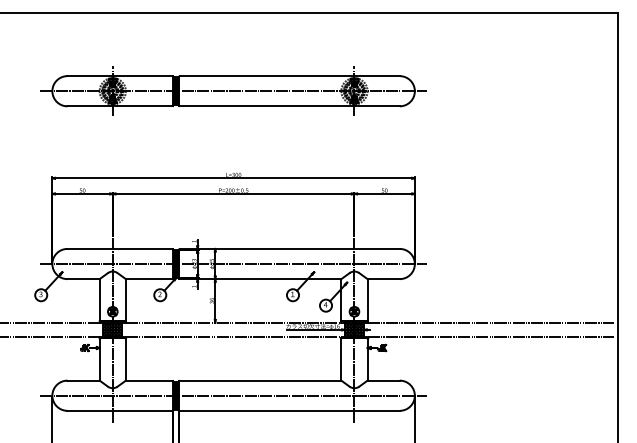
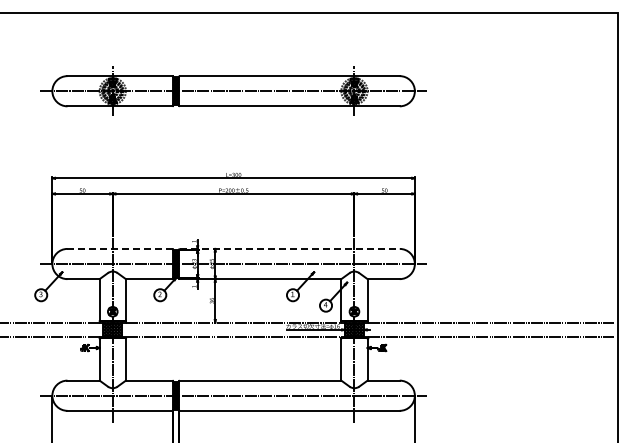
line: solid -> dashed (120, 248)
line: solid -> dashed (289, 248)
